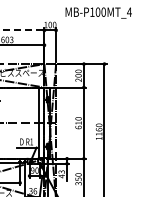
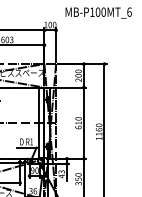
text: MB-P100MT_4 -> MB-P100MT_6 (129, 11)
line: dashed -> solid (22, 30)
